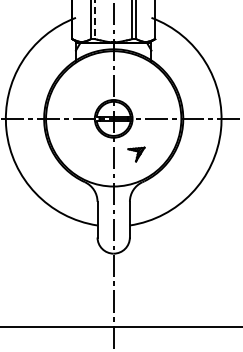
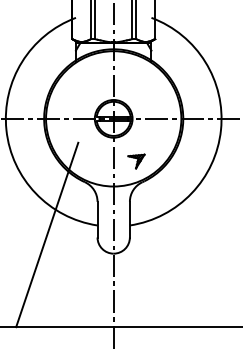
line: dashed -> solid (95, 20)
part position: (136, 154) -> (136, 161) (136, 161)
line: none -> present (47, 234)
